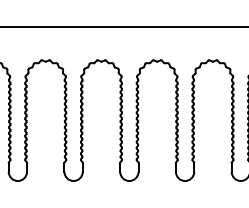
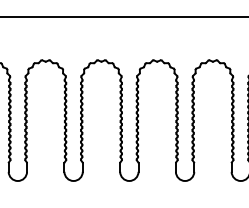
line position: (123, 26) -> (123, 16) (123, 16)
